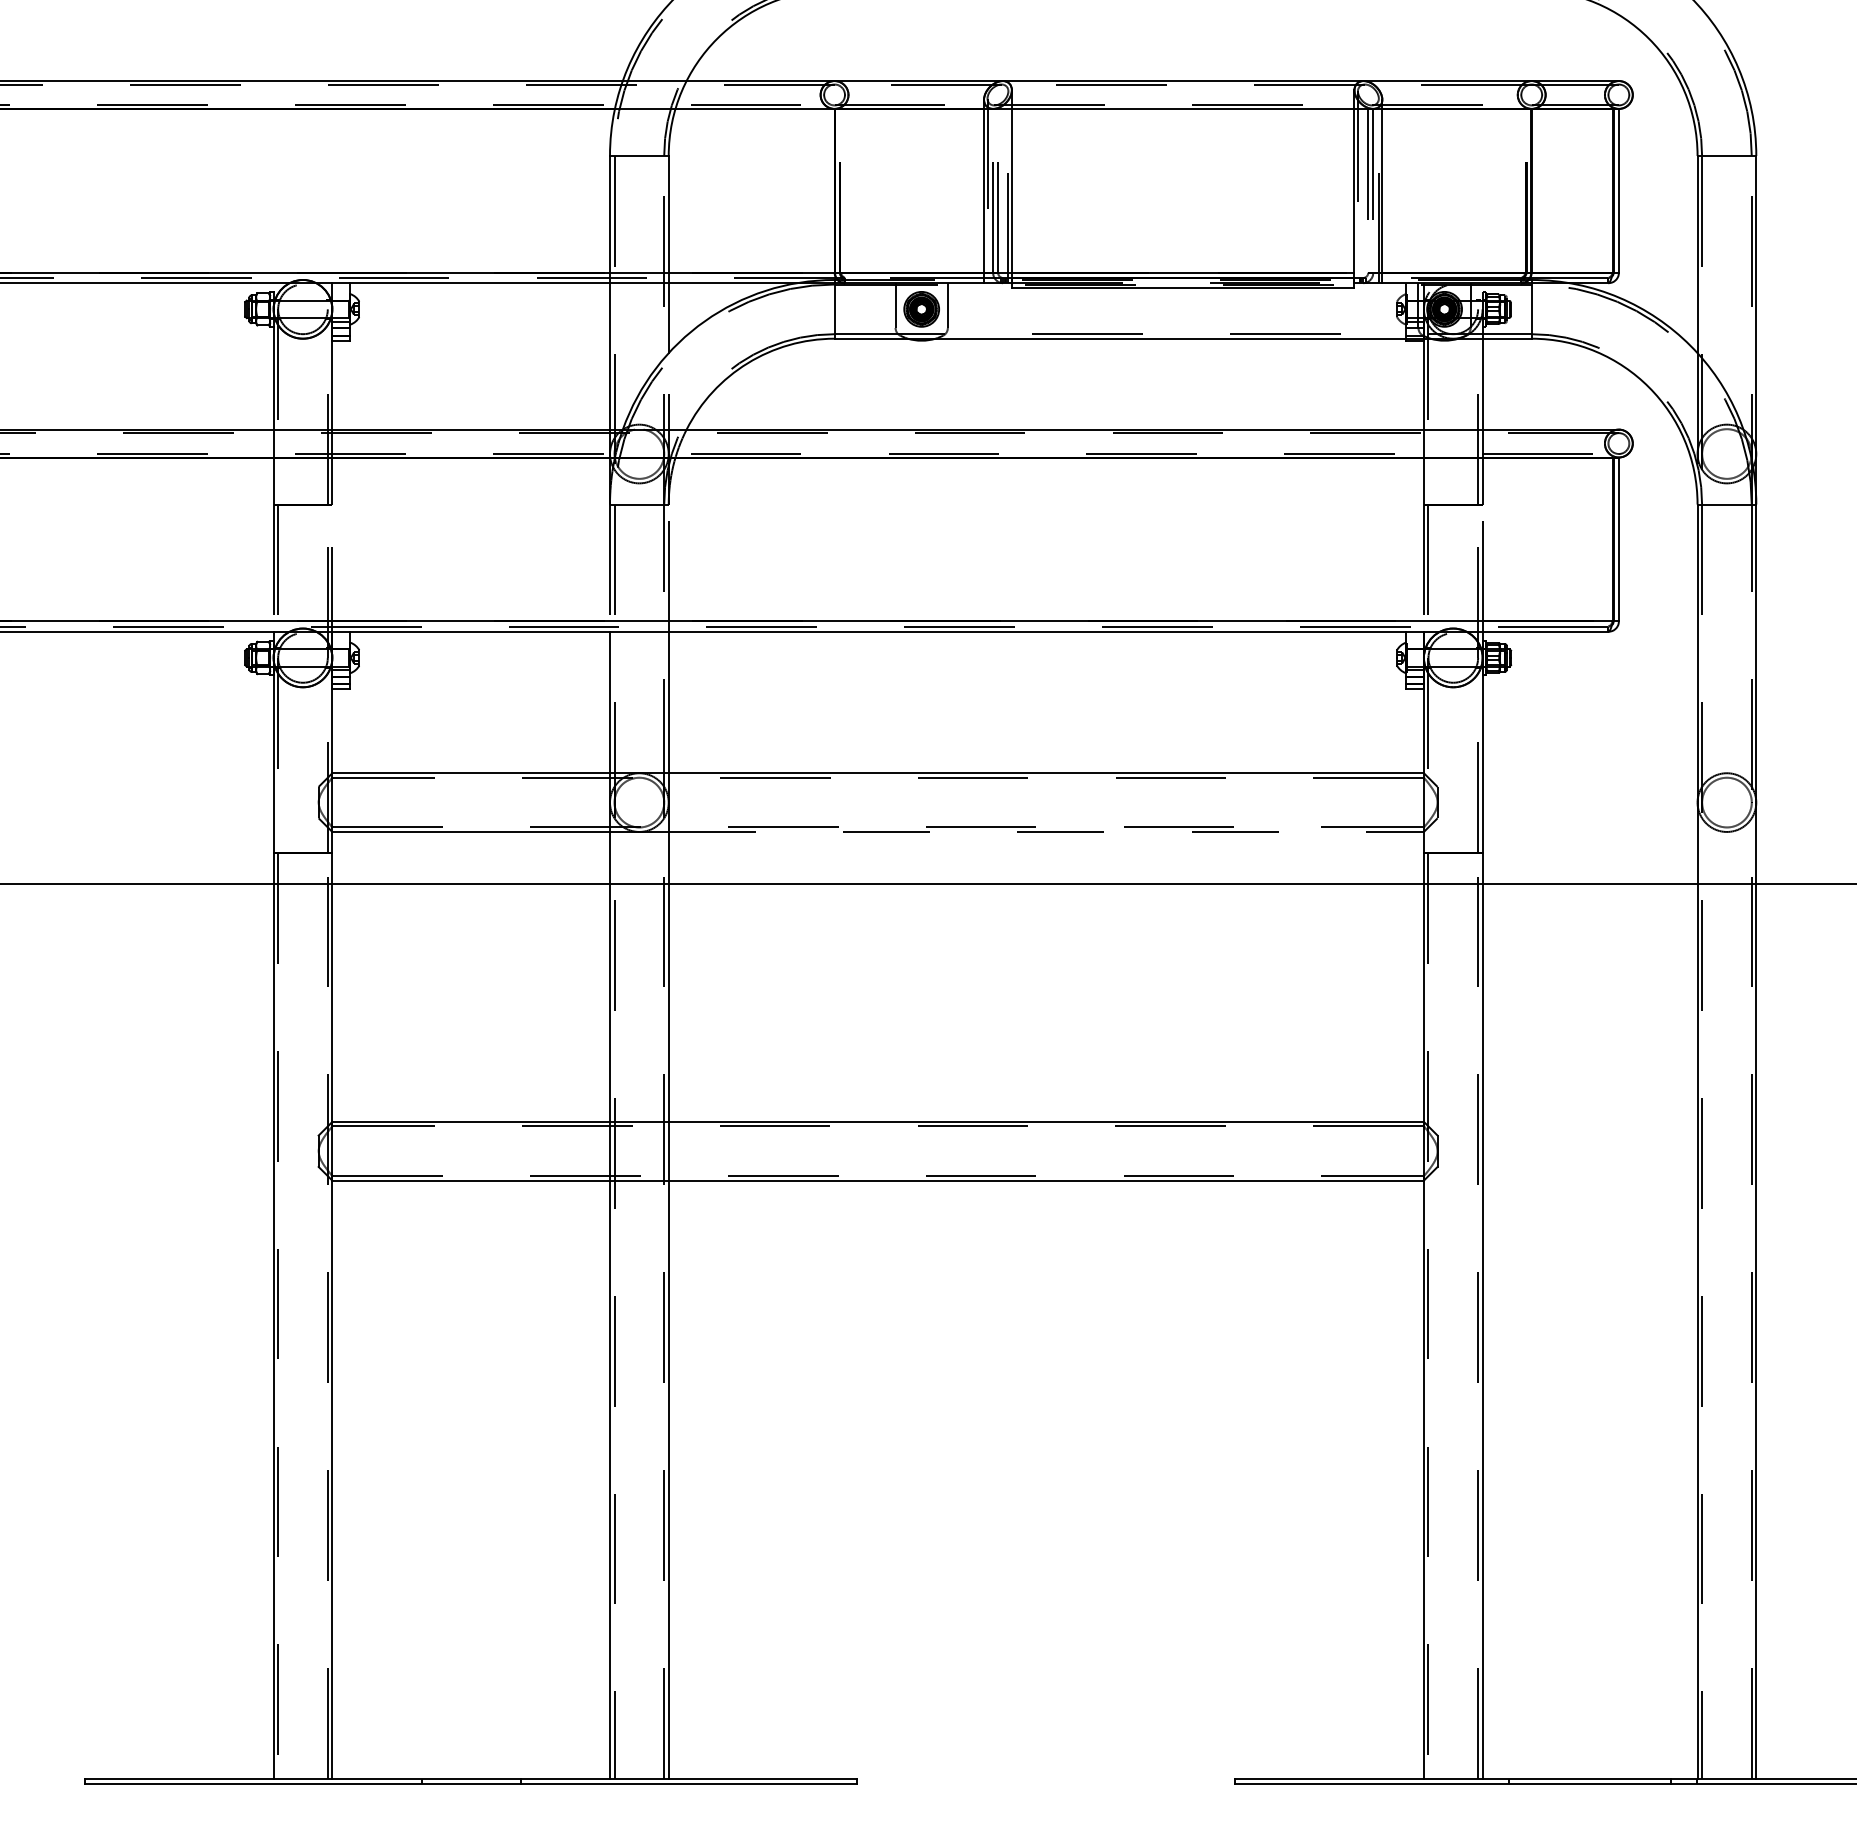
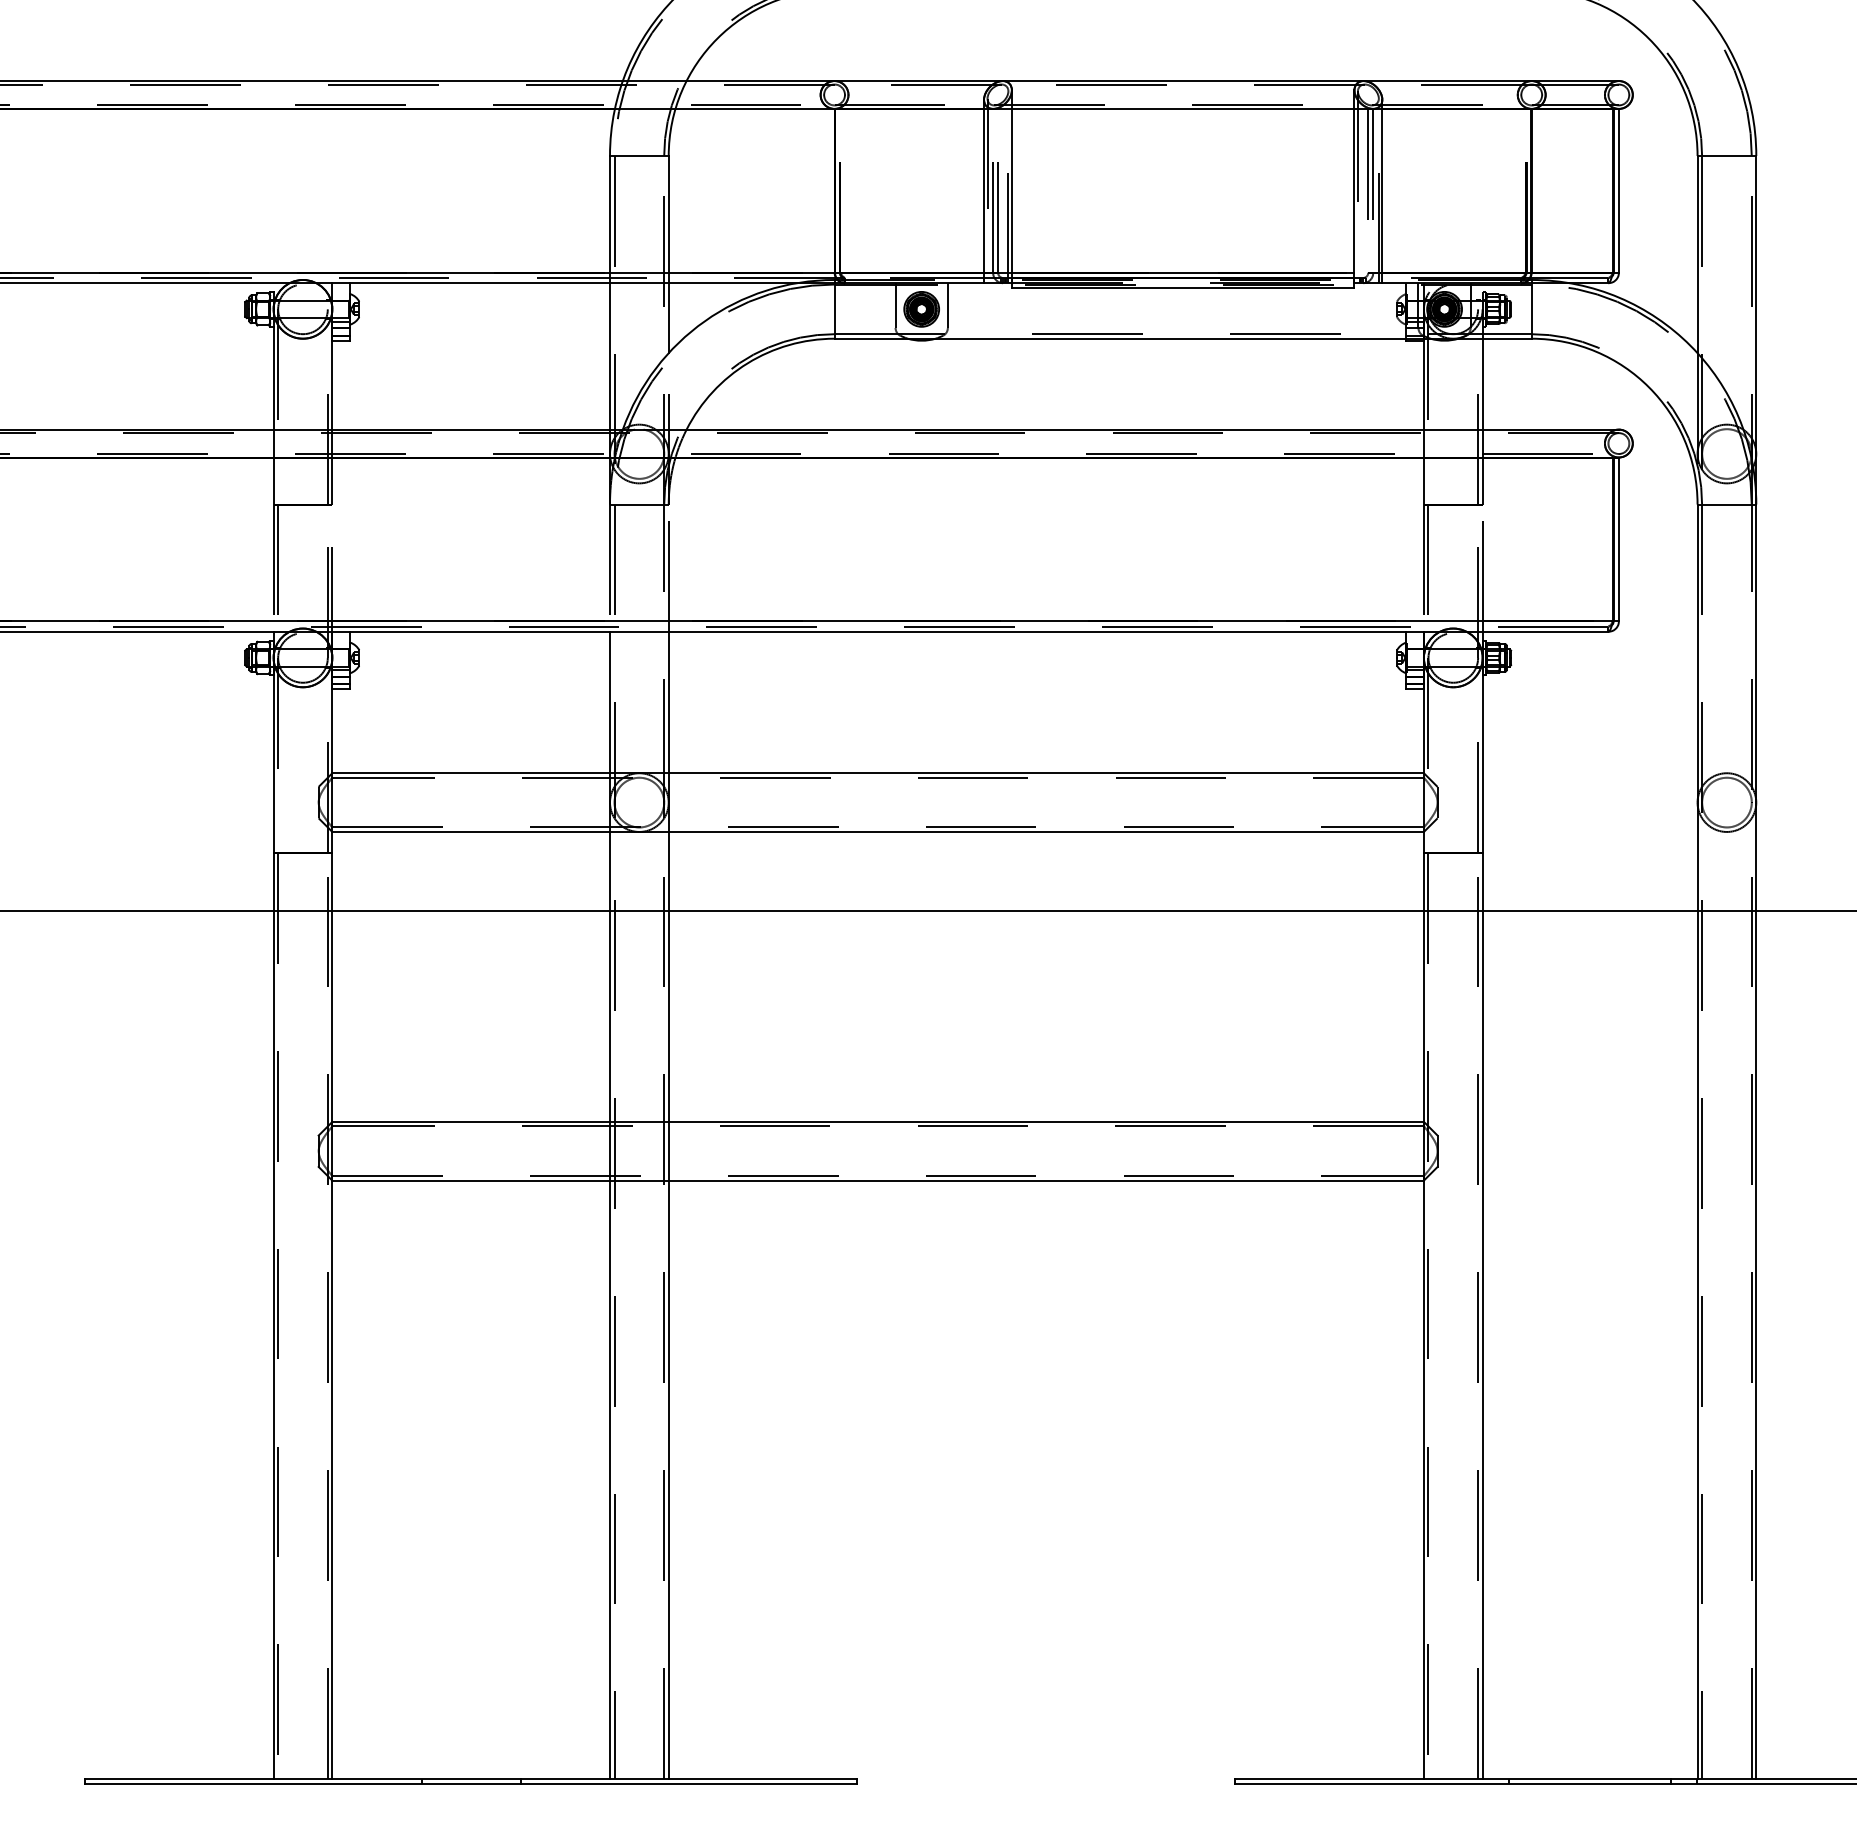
line: dashed -> solid (1046, 831)
line position: (927, 883) -> (927, 910) (927, 910)
